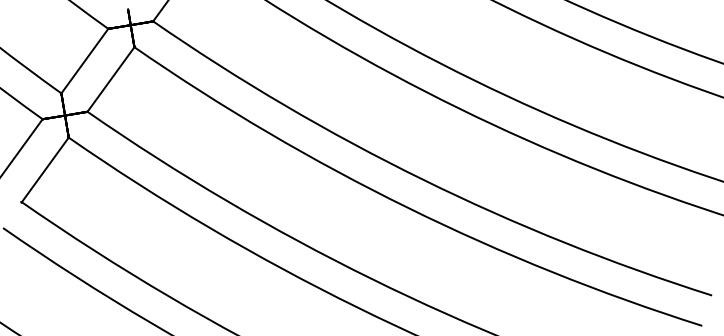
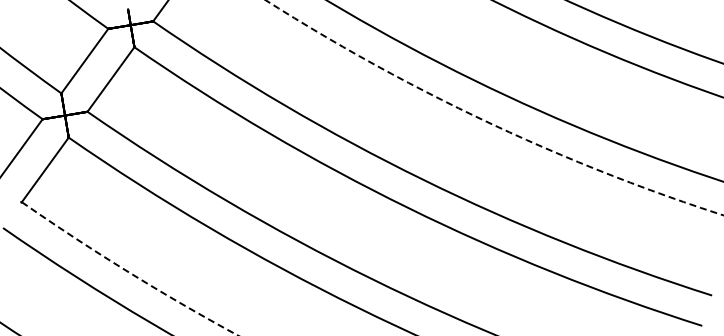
arc: solid -> dashed (488, 122)
arc: solid -> dashed (129, 272)
